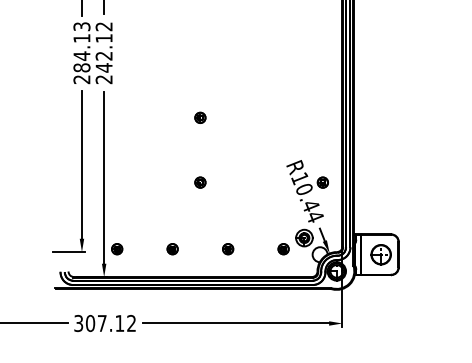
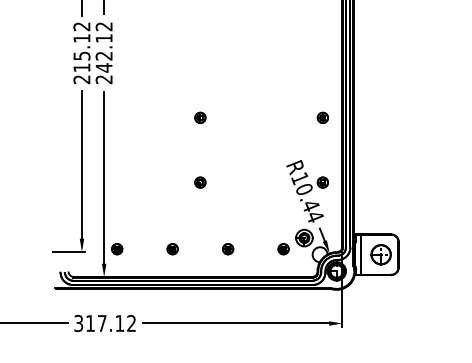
text: 284.13 -> 215.12 (81, 47)
part: none -> present (322, 117)
text: 307.12 -> 317.12 (90, 323)
